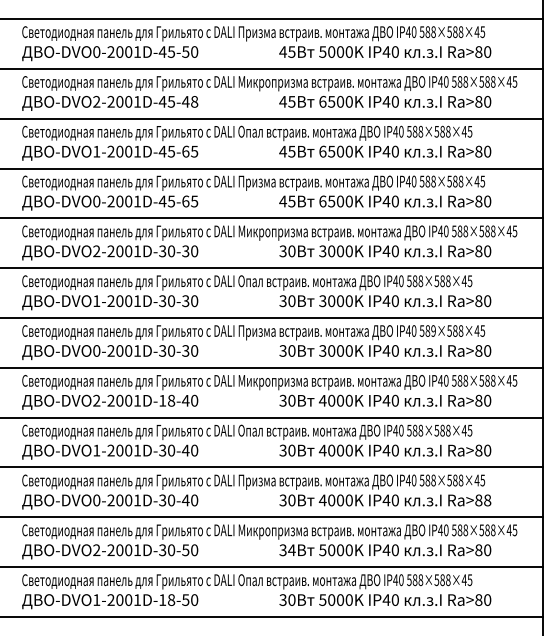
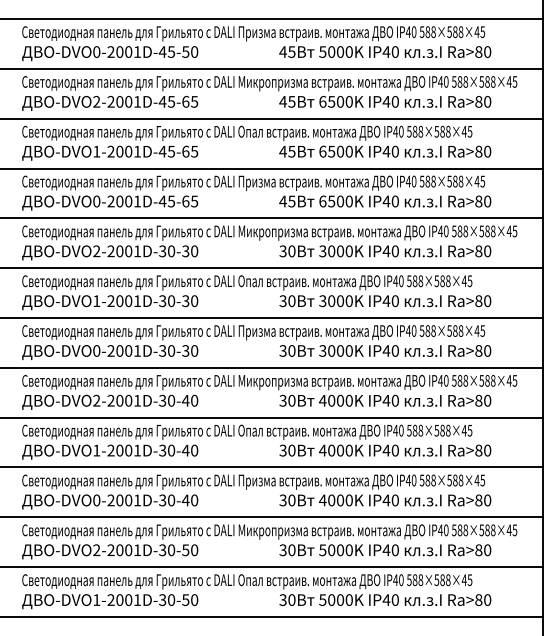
text: -DVO2-2001D-45-48 -> -DVO2-2001D-45-65 (189, 101)
text: 589×588×45 -> 588×588×45 (433, 330)
text: -DVO2-2001D-18-40 -> -DVO2-2001D-30-40 (167, 400)
text: Ra>88 -> Ra>80 (487, 500)
text: 34 -> 30 (291, 550)
text: -DVO1-2001D-18-50 -> -DVO1-2001D-30-50 (167, 600)
